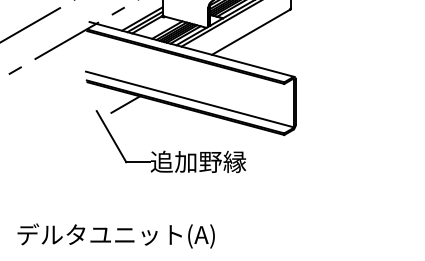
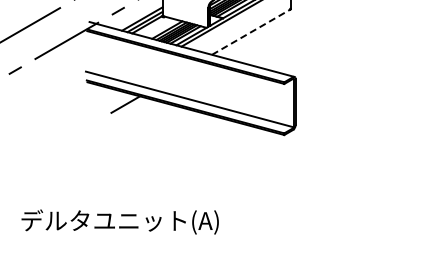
line: solid -> dashed (251, 32)
part: present -> none (164, 150)
text position: (115, 235) -> (119, 221) (119, 221)
